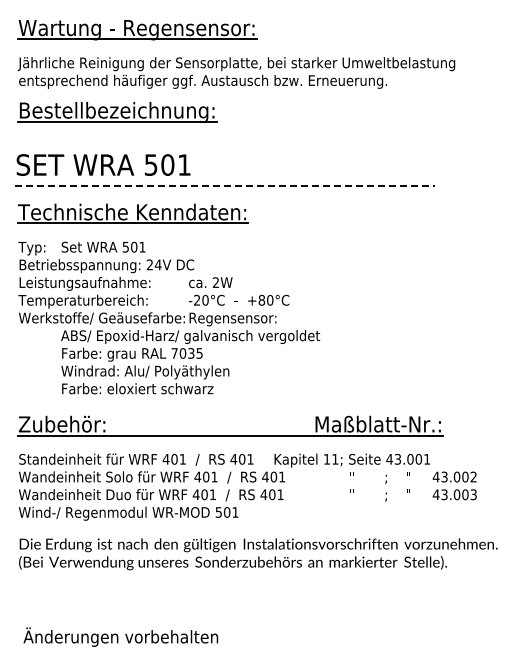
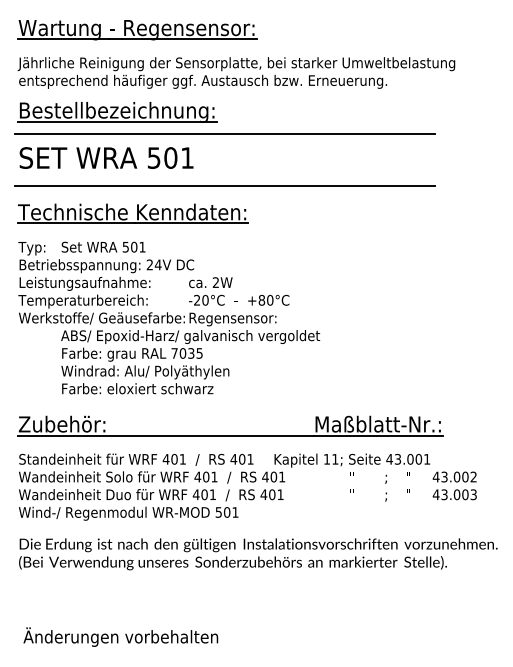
line: none -> present (225, 134)
text position: (103, 164) -> (106, 157) (106, 157)
line: dashed -> solid (225, 185)
